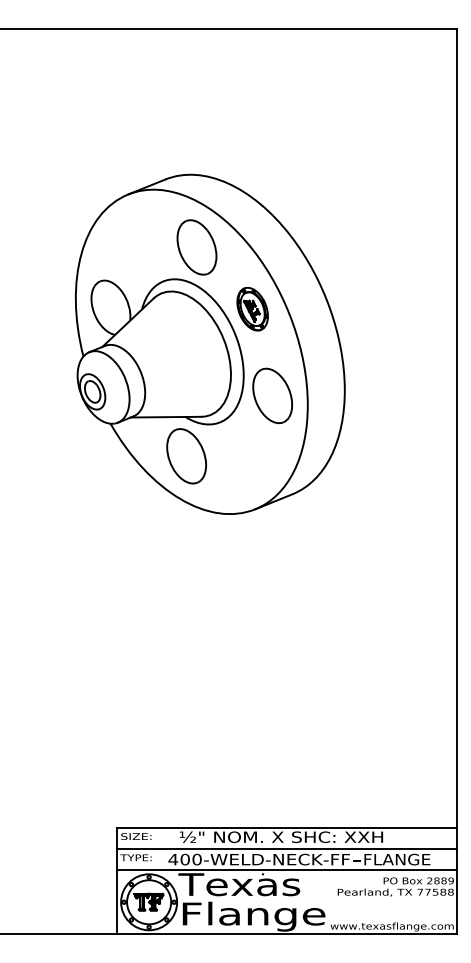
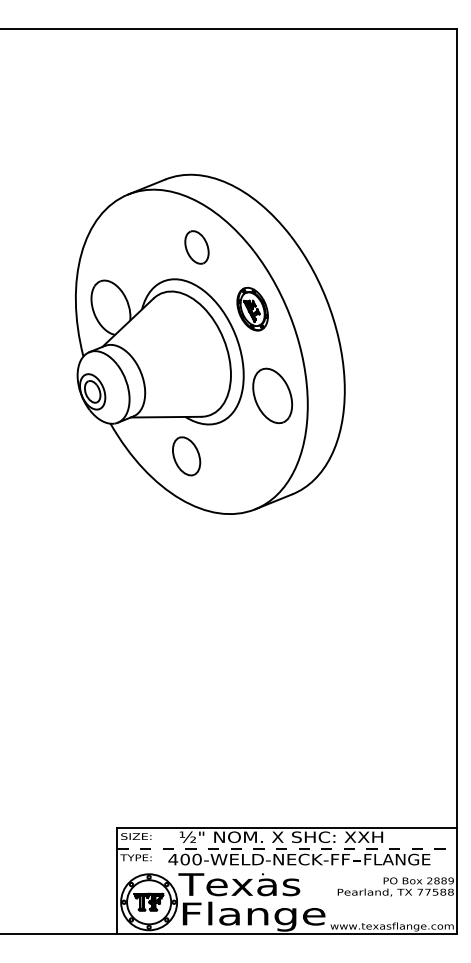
part size: 42x57 px -> 26x35 px (196, 247)
part size: 41x57 px -> 30x41 px (186, 456)
line: solid -> dashed (287, 849)
line: present -> none (286, 870)
